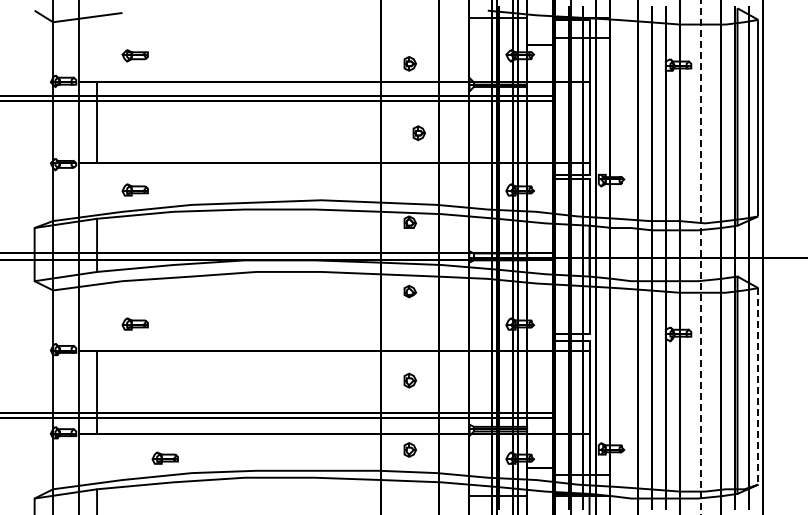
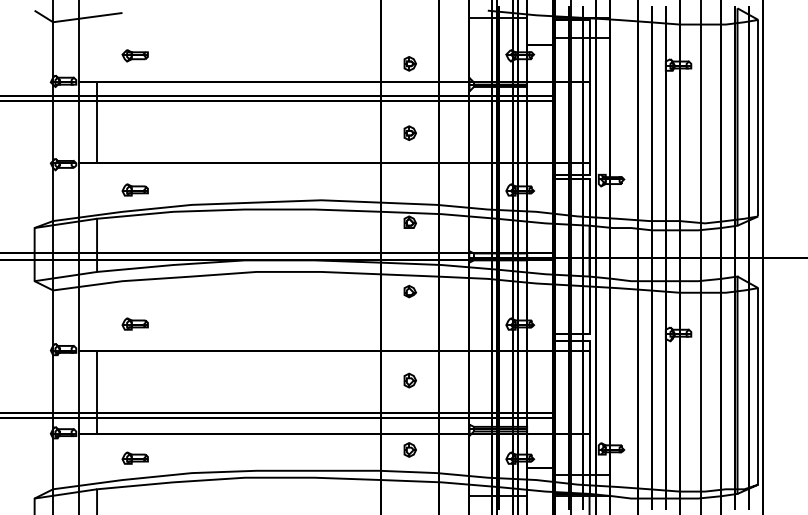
part position: (418, 132) -> (409, 132) (409, 132)
line: dashed -> solid (700, 257)
line: dashed -> solid (758, 386)
part position: (164, 457) -> (134, 457) (134, 457)
